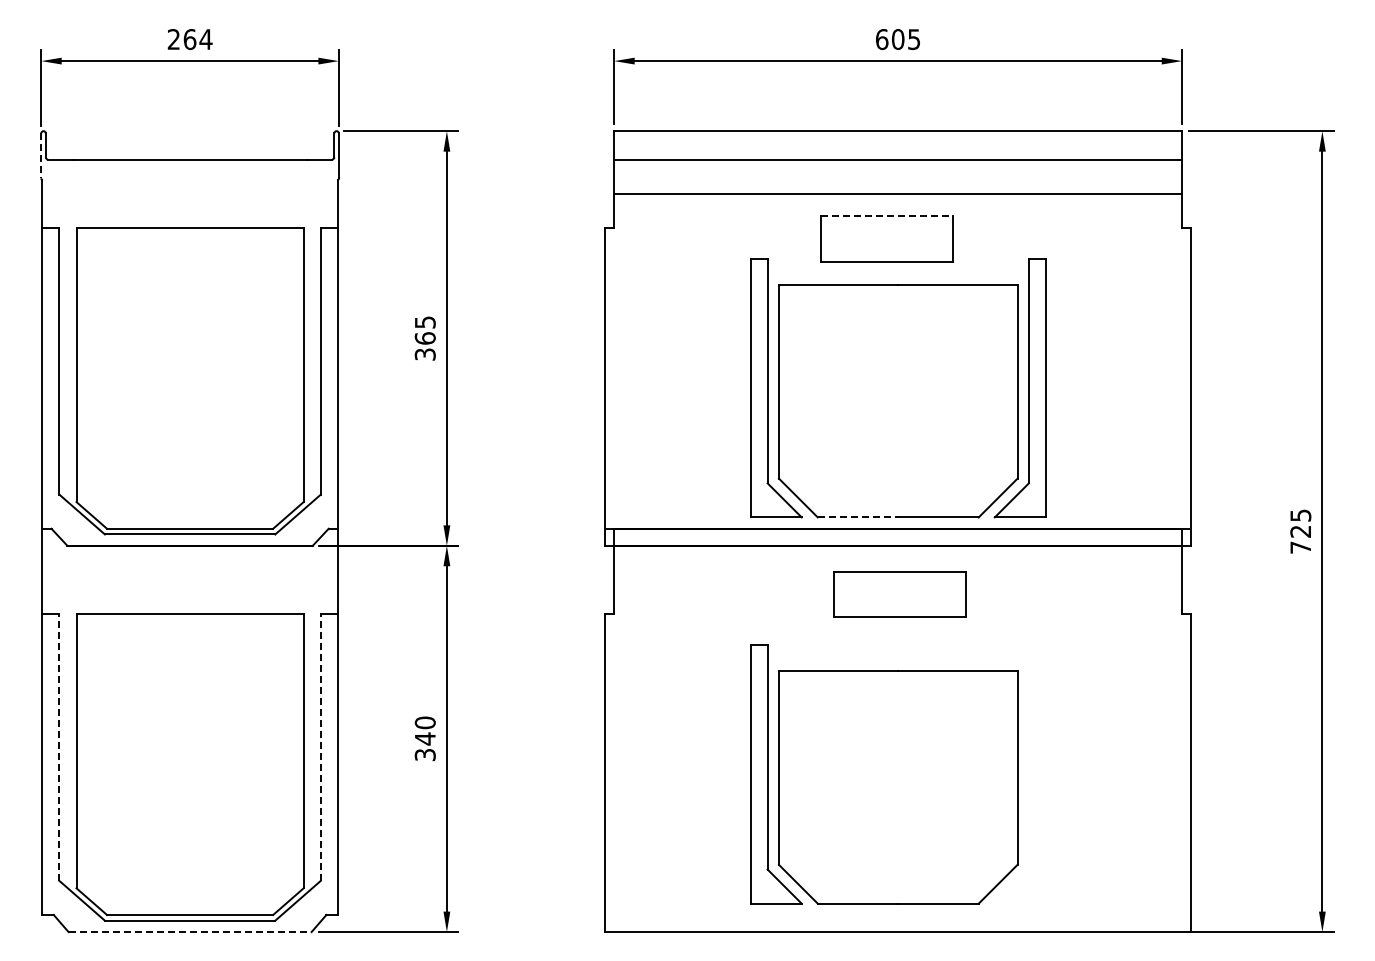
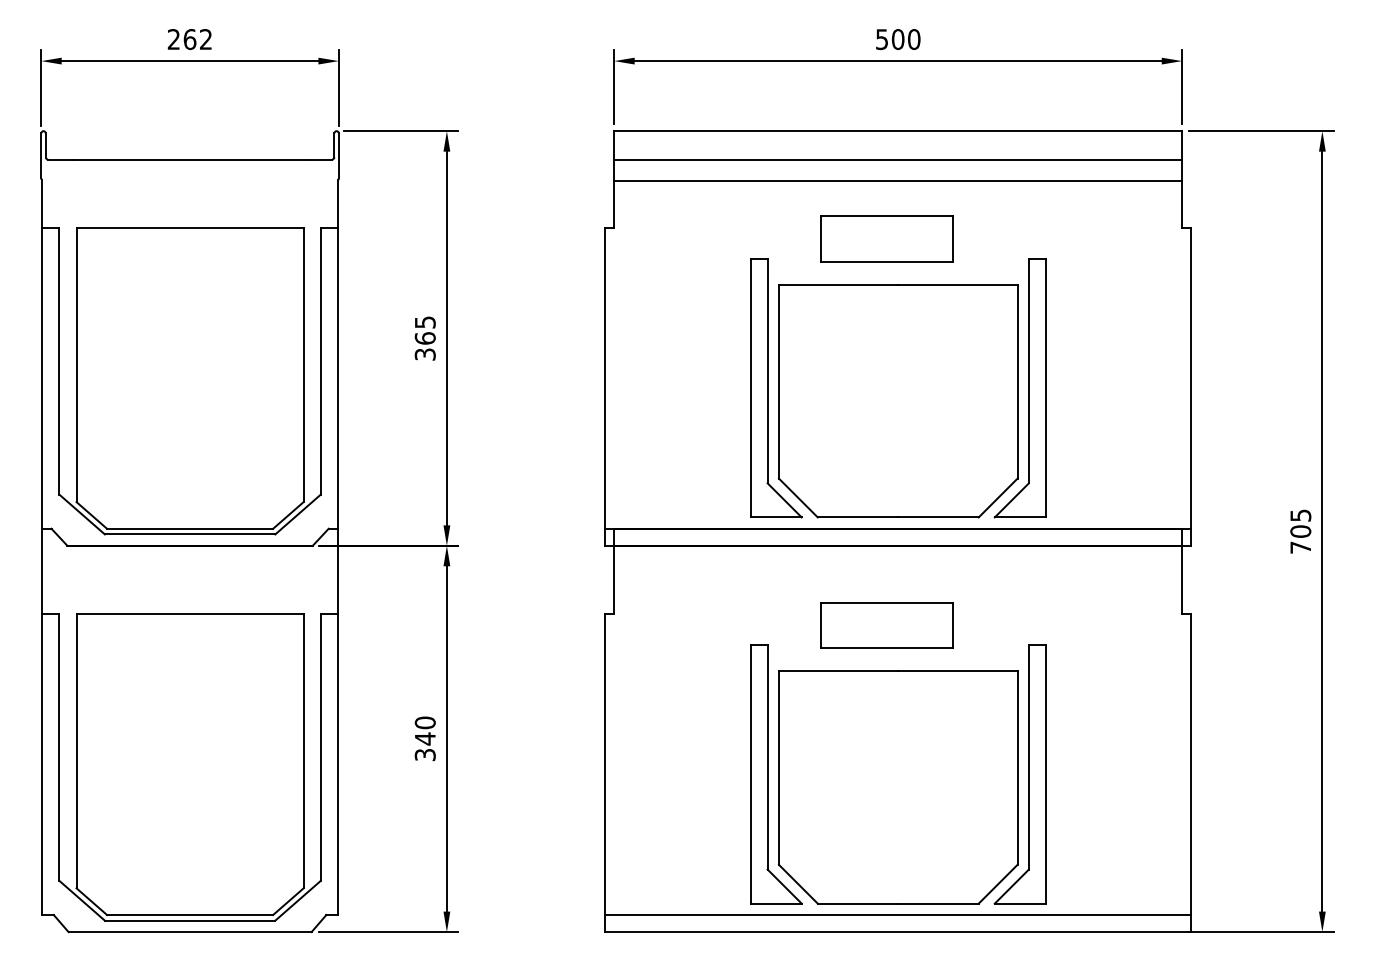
text: 264 -> 262 (205, 39)
text: 605 -> 500 (898, 39)
line: dashed -> solid (41, 156)
line position: (898, 193) -> (898, 180) (898, 180)
line: dashed -> solid (886, 216)
line: dashed -> solid (858, 517)
text: 725 -> 705 (1300, 531)
part position: (899, 594) -> (886, 625) (886, 625)
line: dashed -> solid (59, 746)
line: dashed -> solid (320, 746)
part: none -> present (1028, 774)
line: none -> present (898, 915)
line: dashed -> solid (190, 932)
